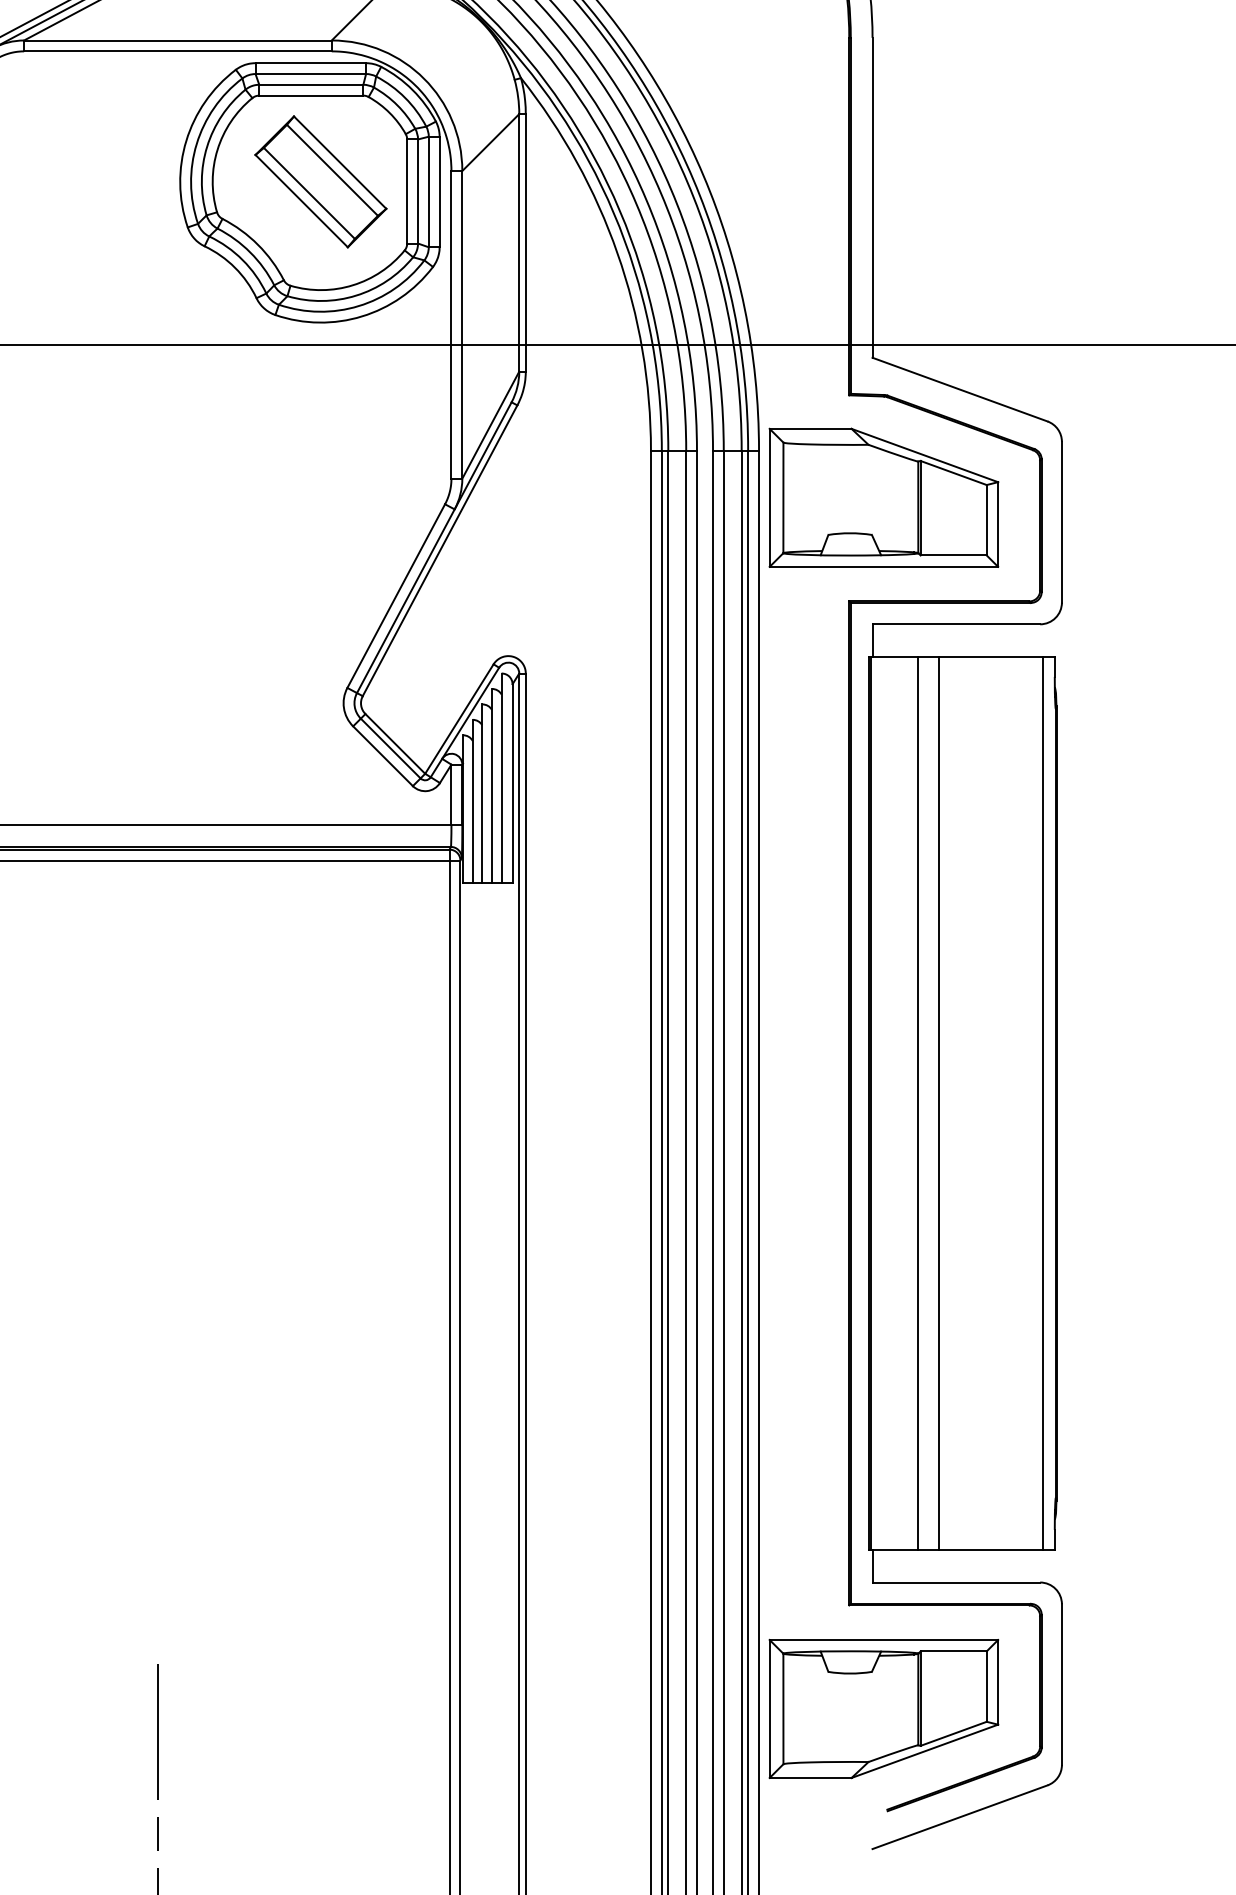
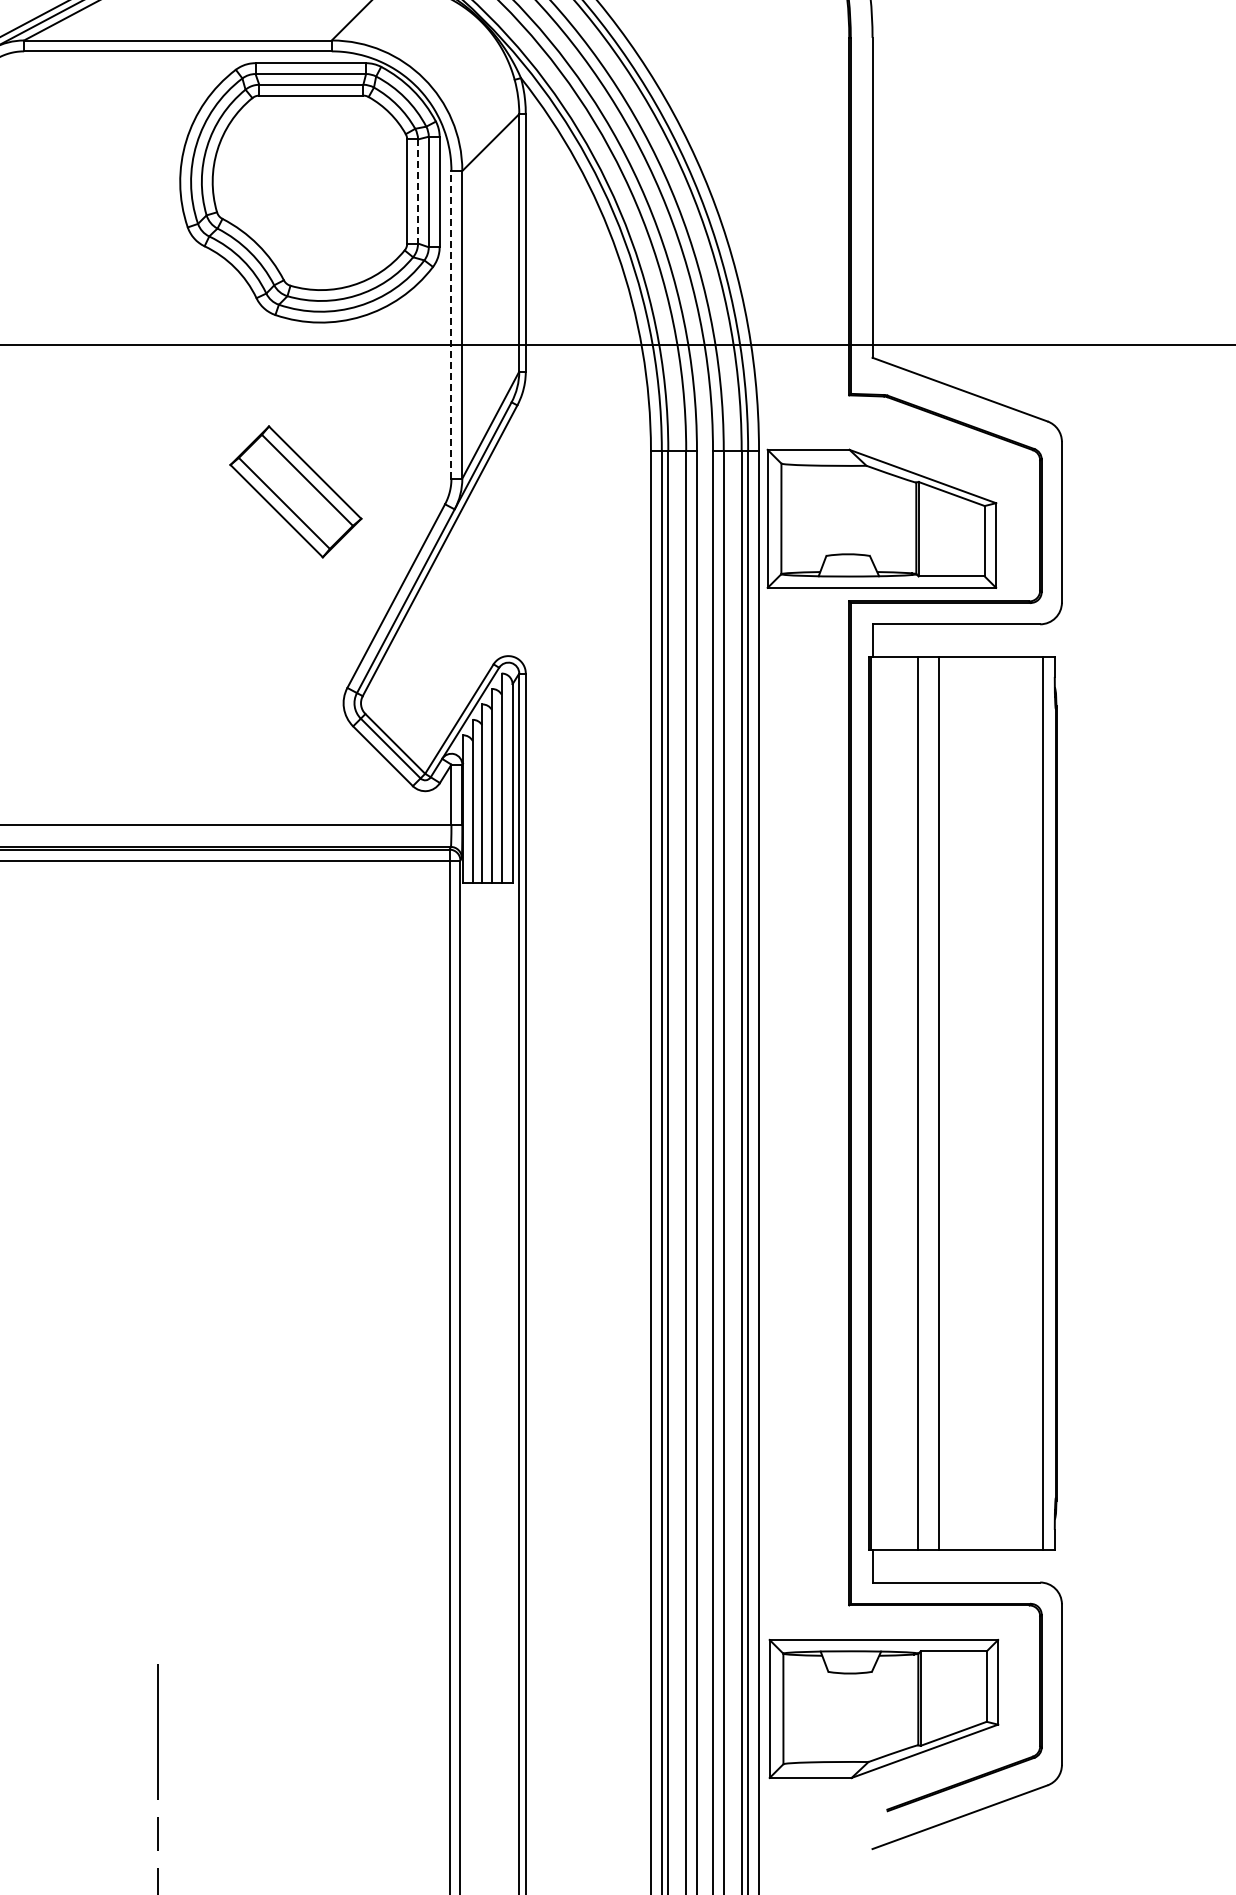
part position: (320, 181) -> (295, 491) (295, 491)
line: solid -> dashed (418, 192)
line: solid -> dashed (451, 324)
part position: (883, 497) -> (881, 518) (881, 518)
